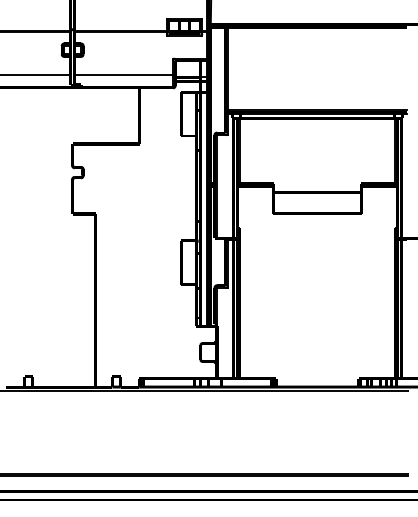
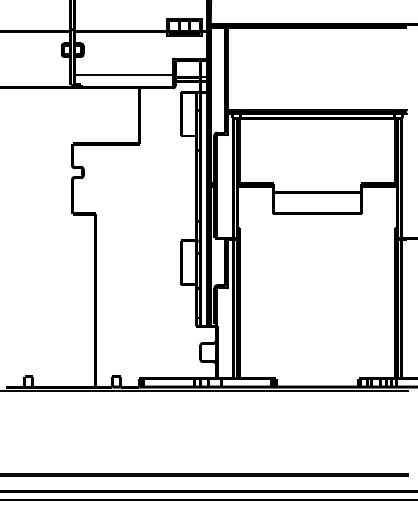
line: present -> none (36, 75)
